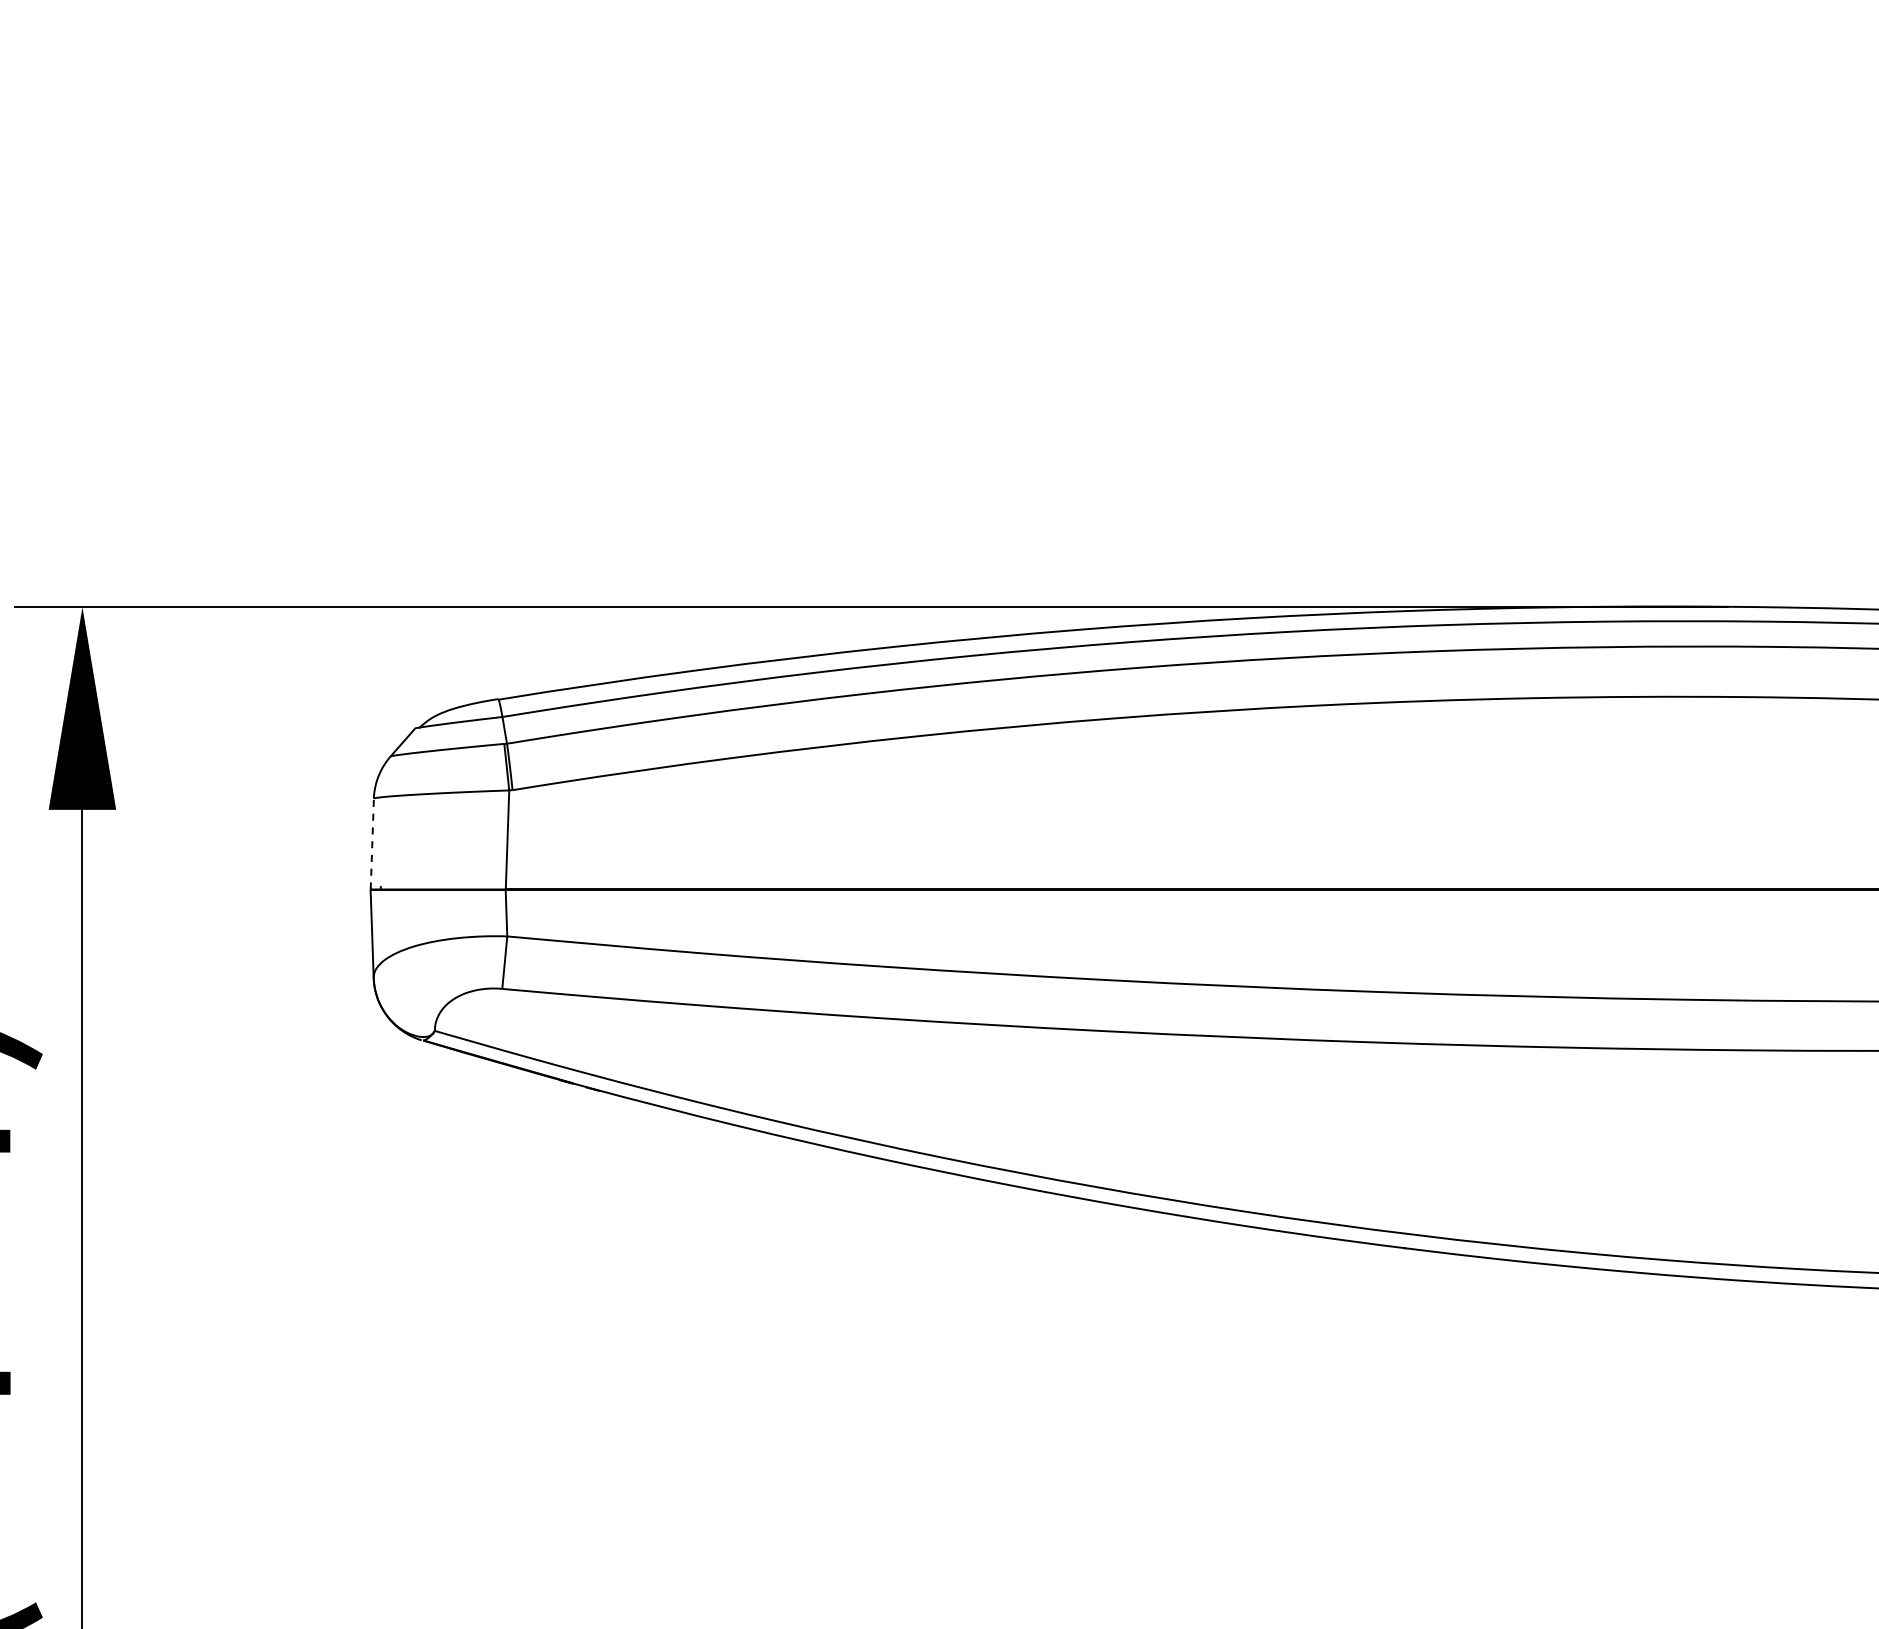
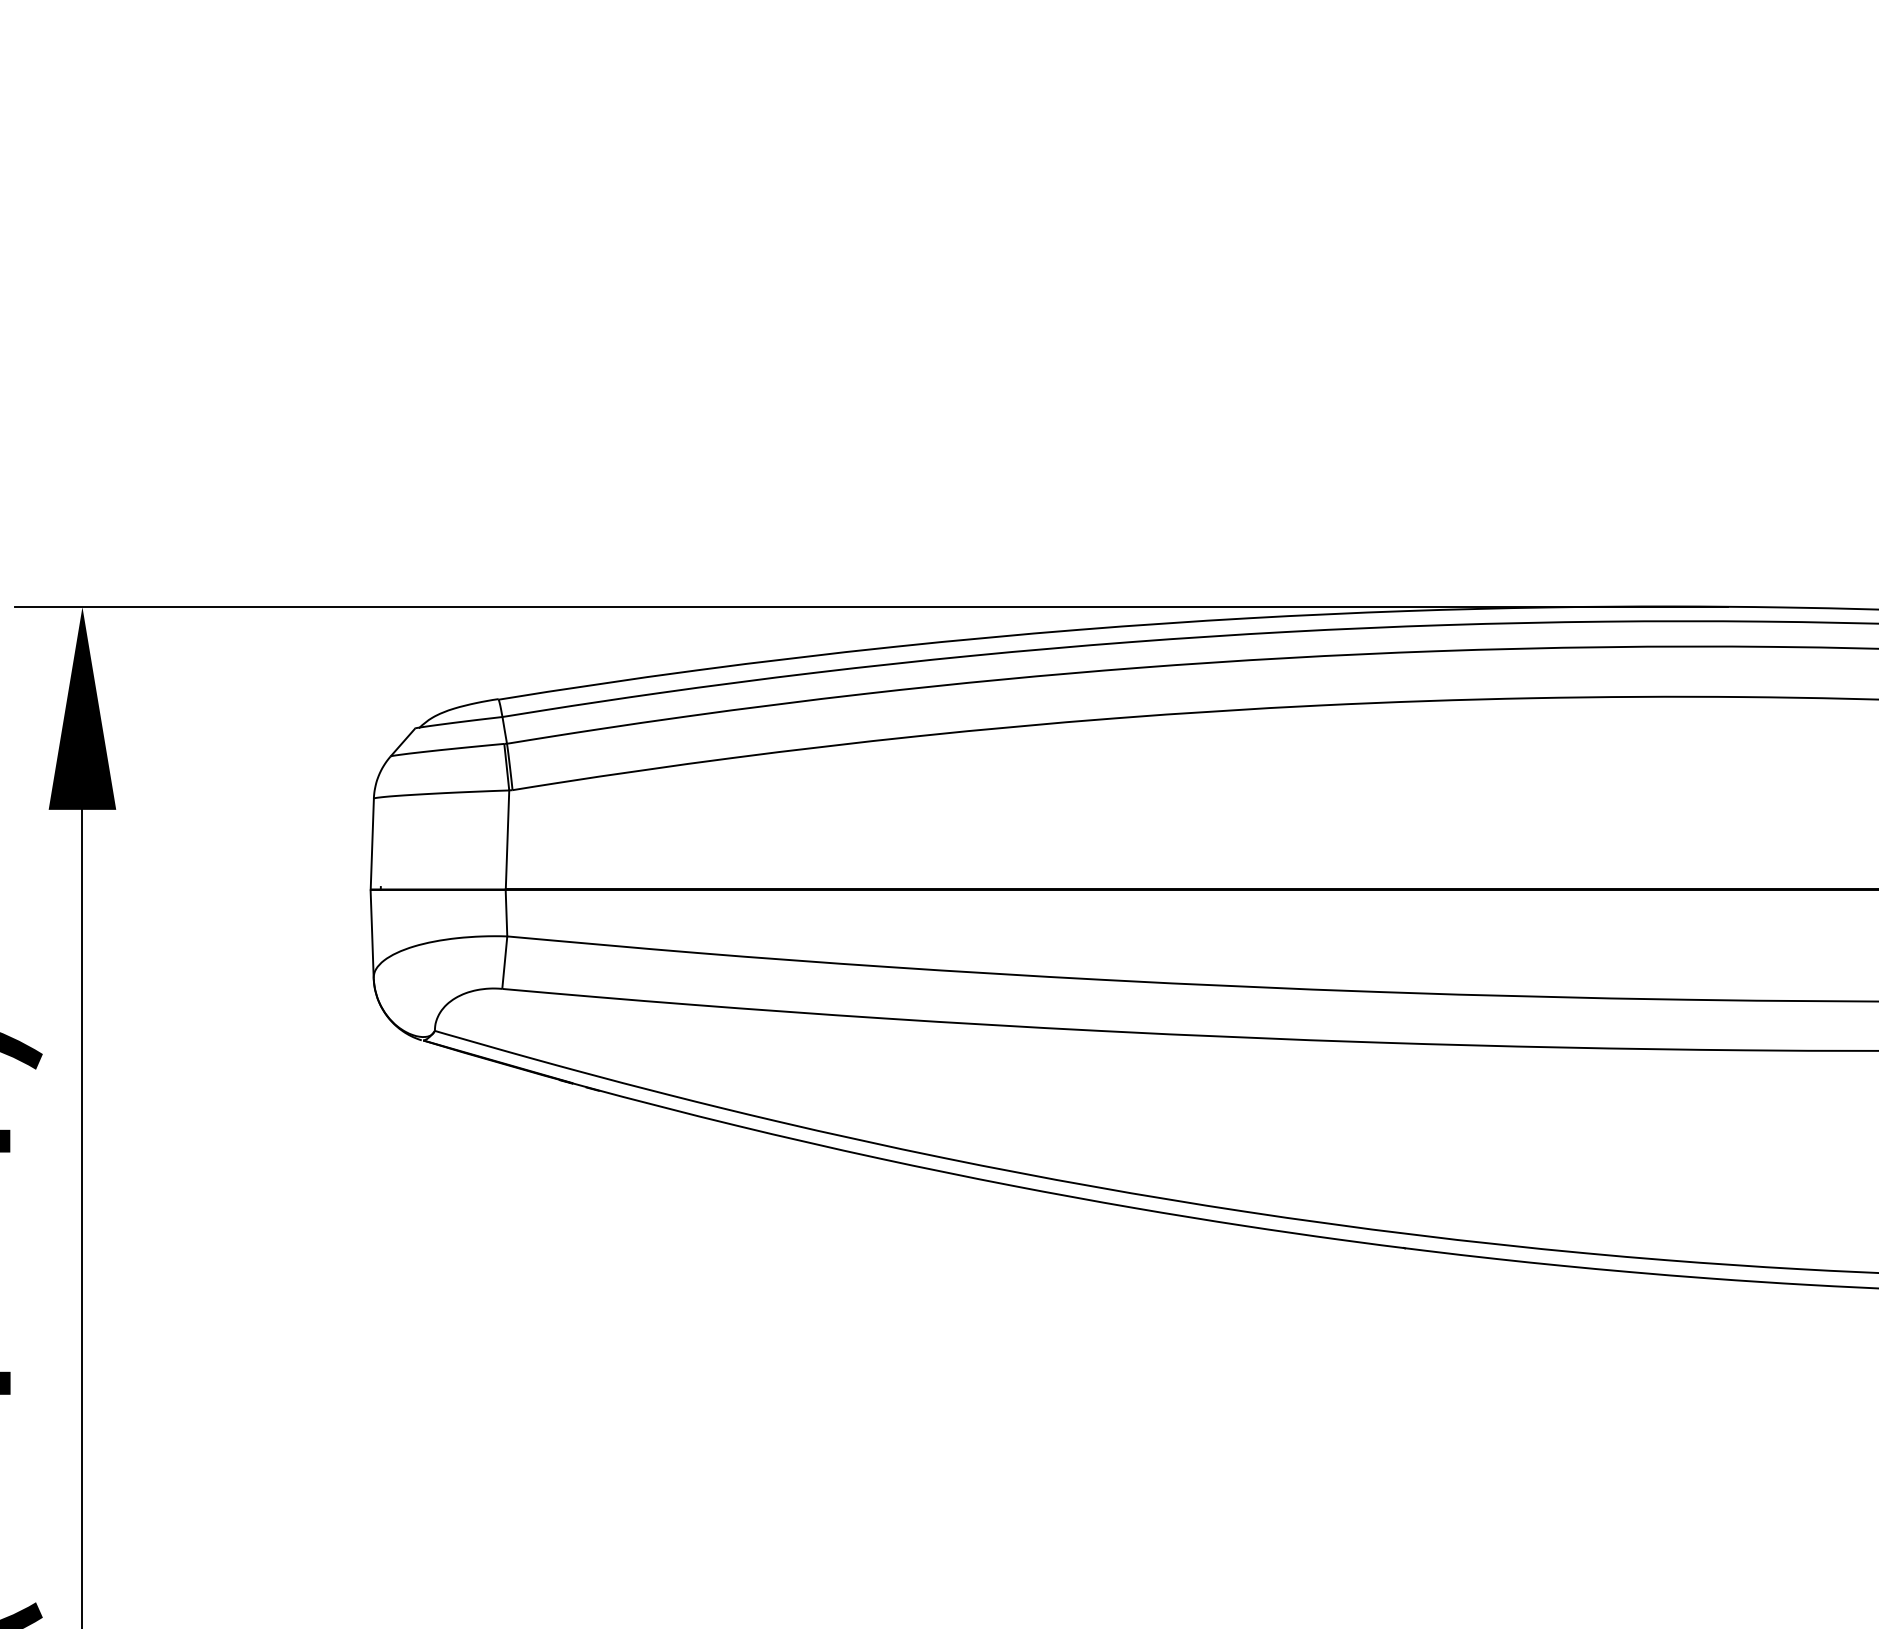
line: dashed -> solid (372, 843)
